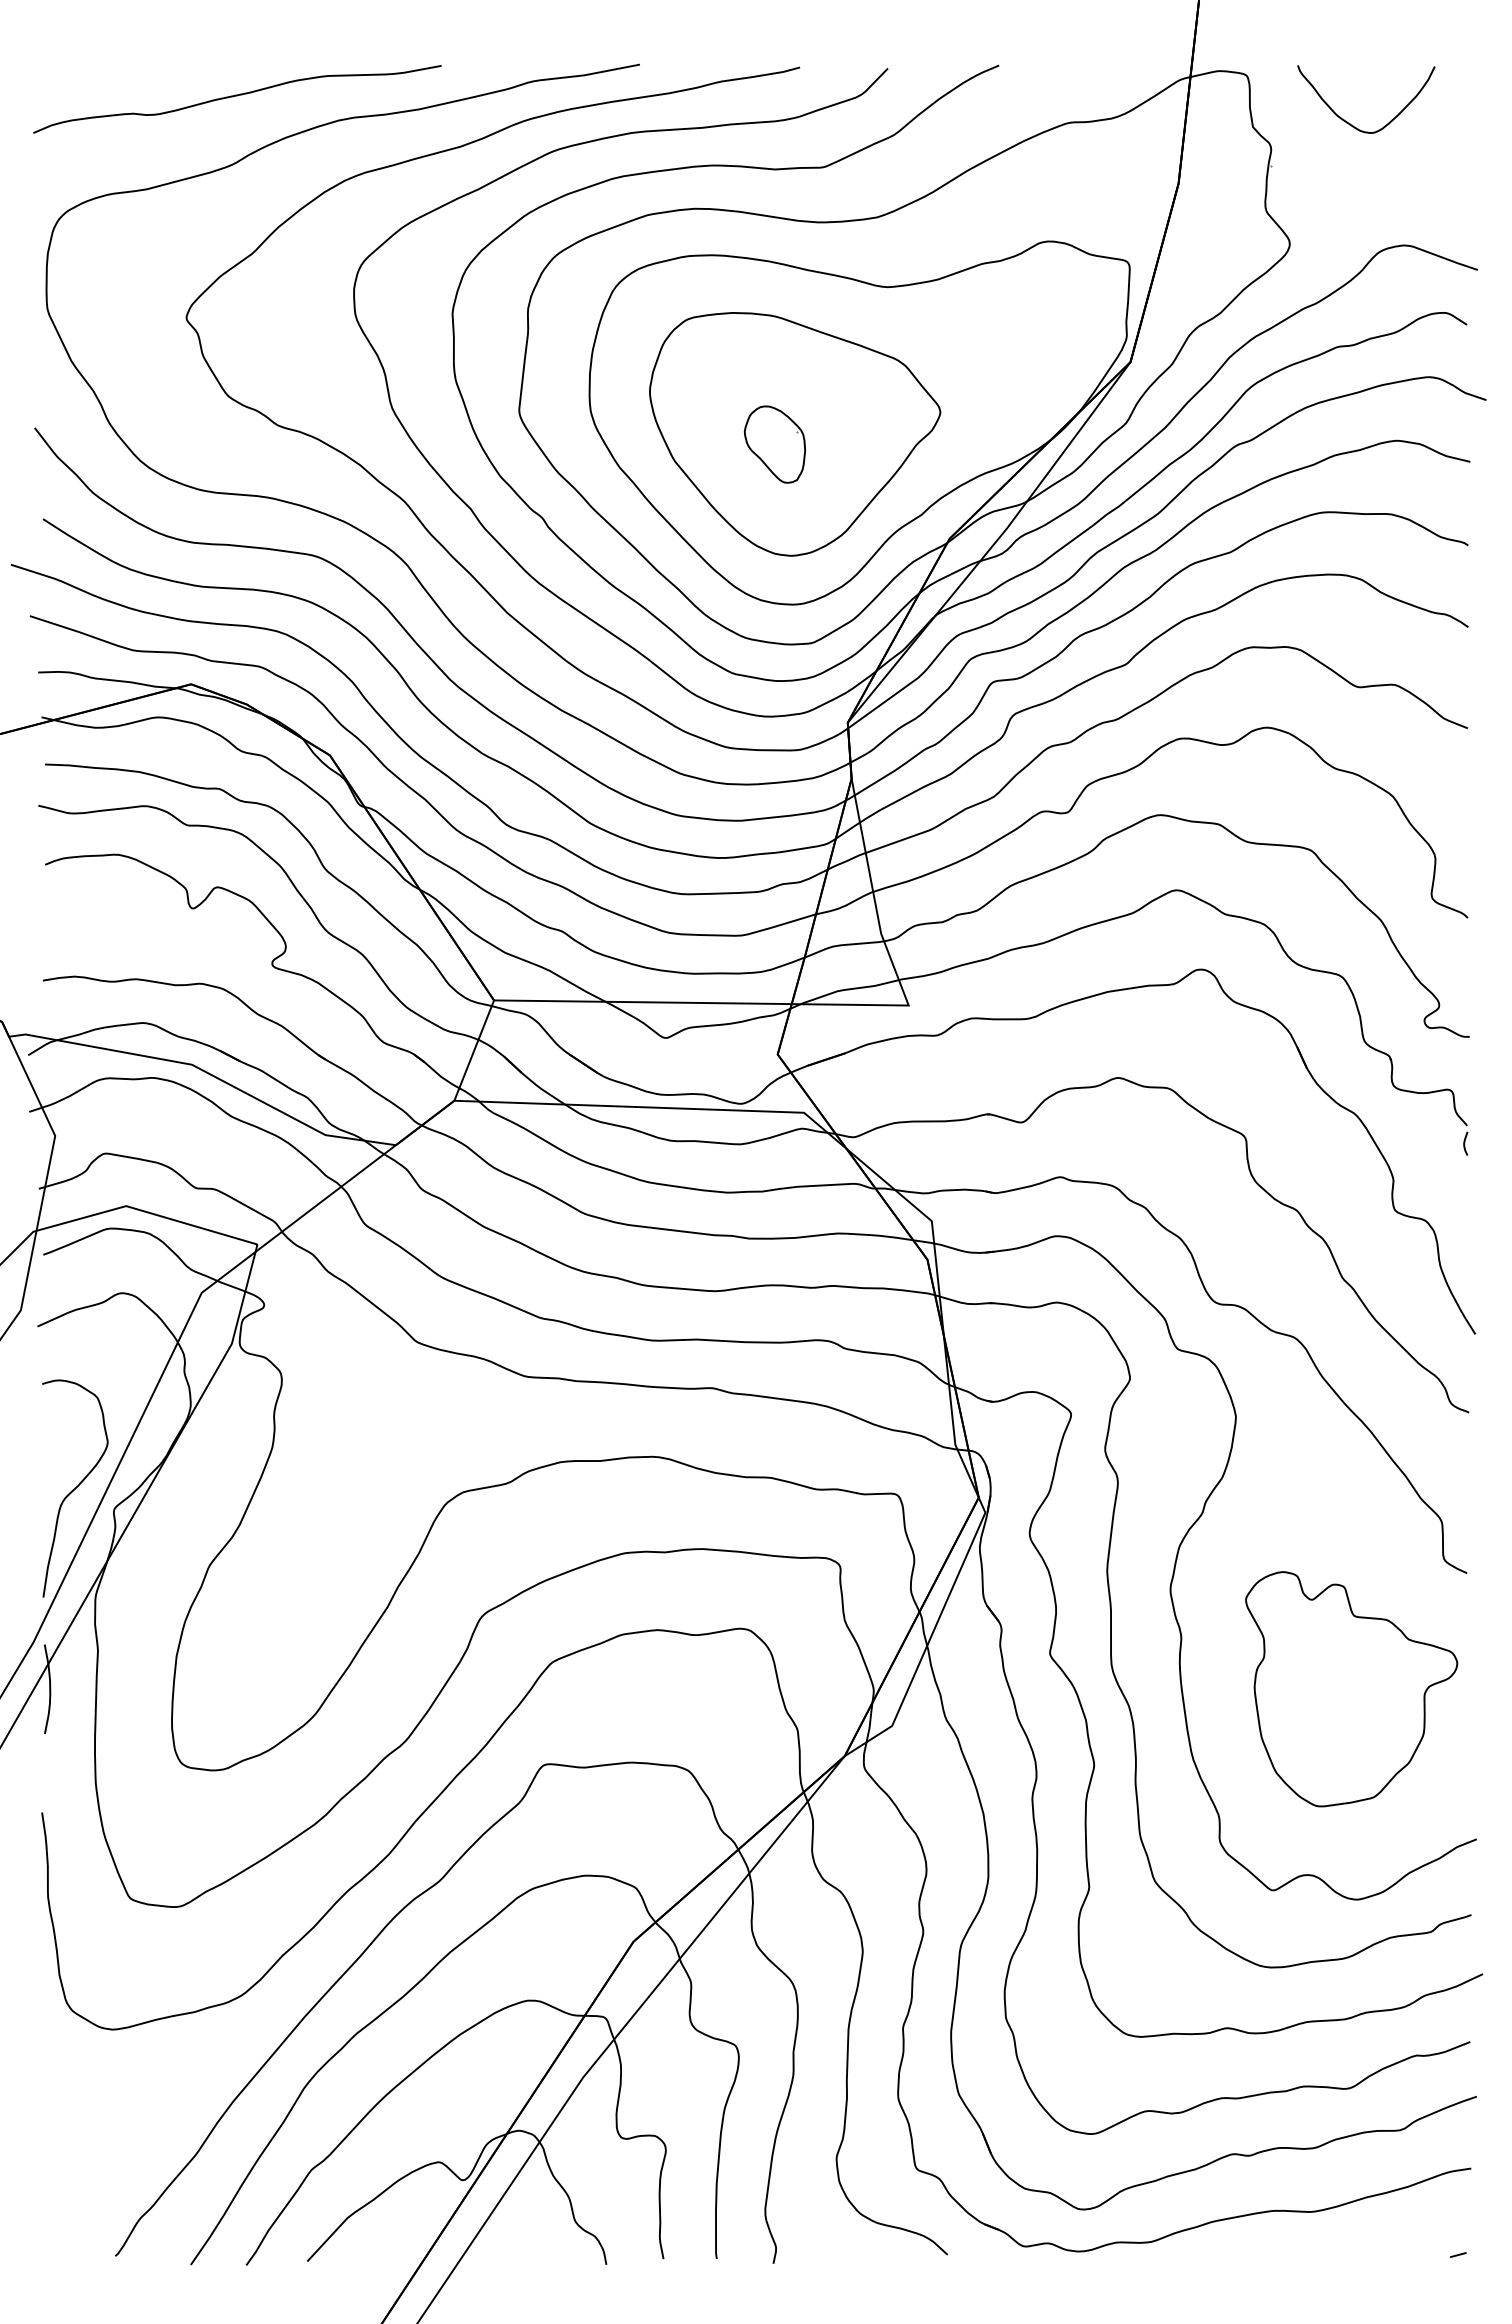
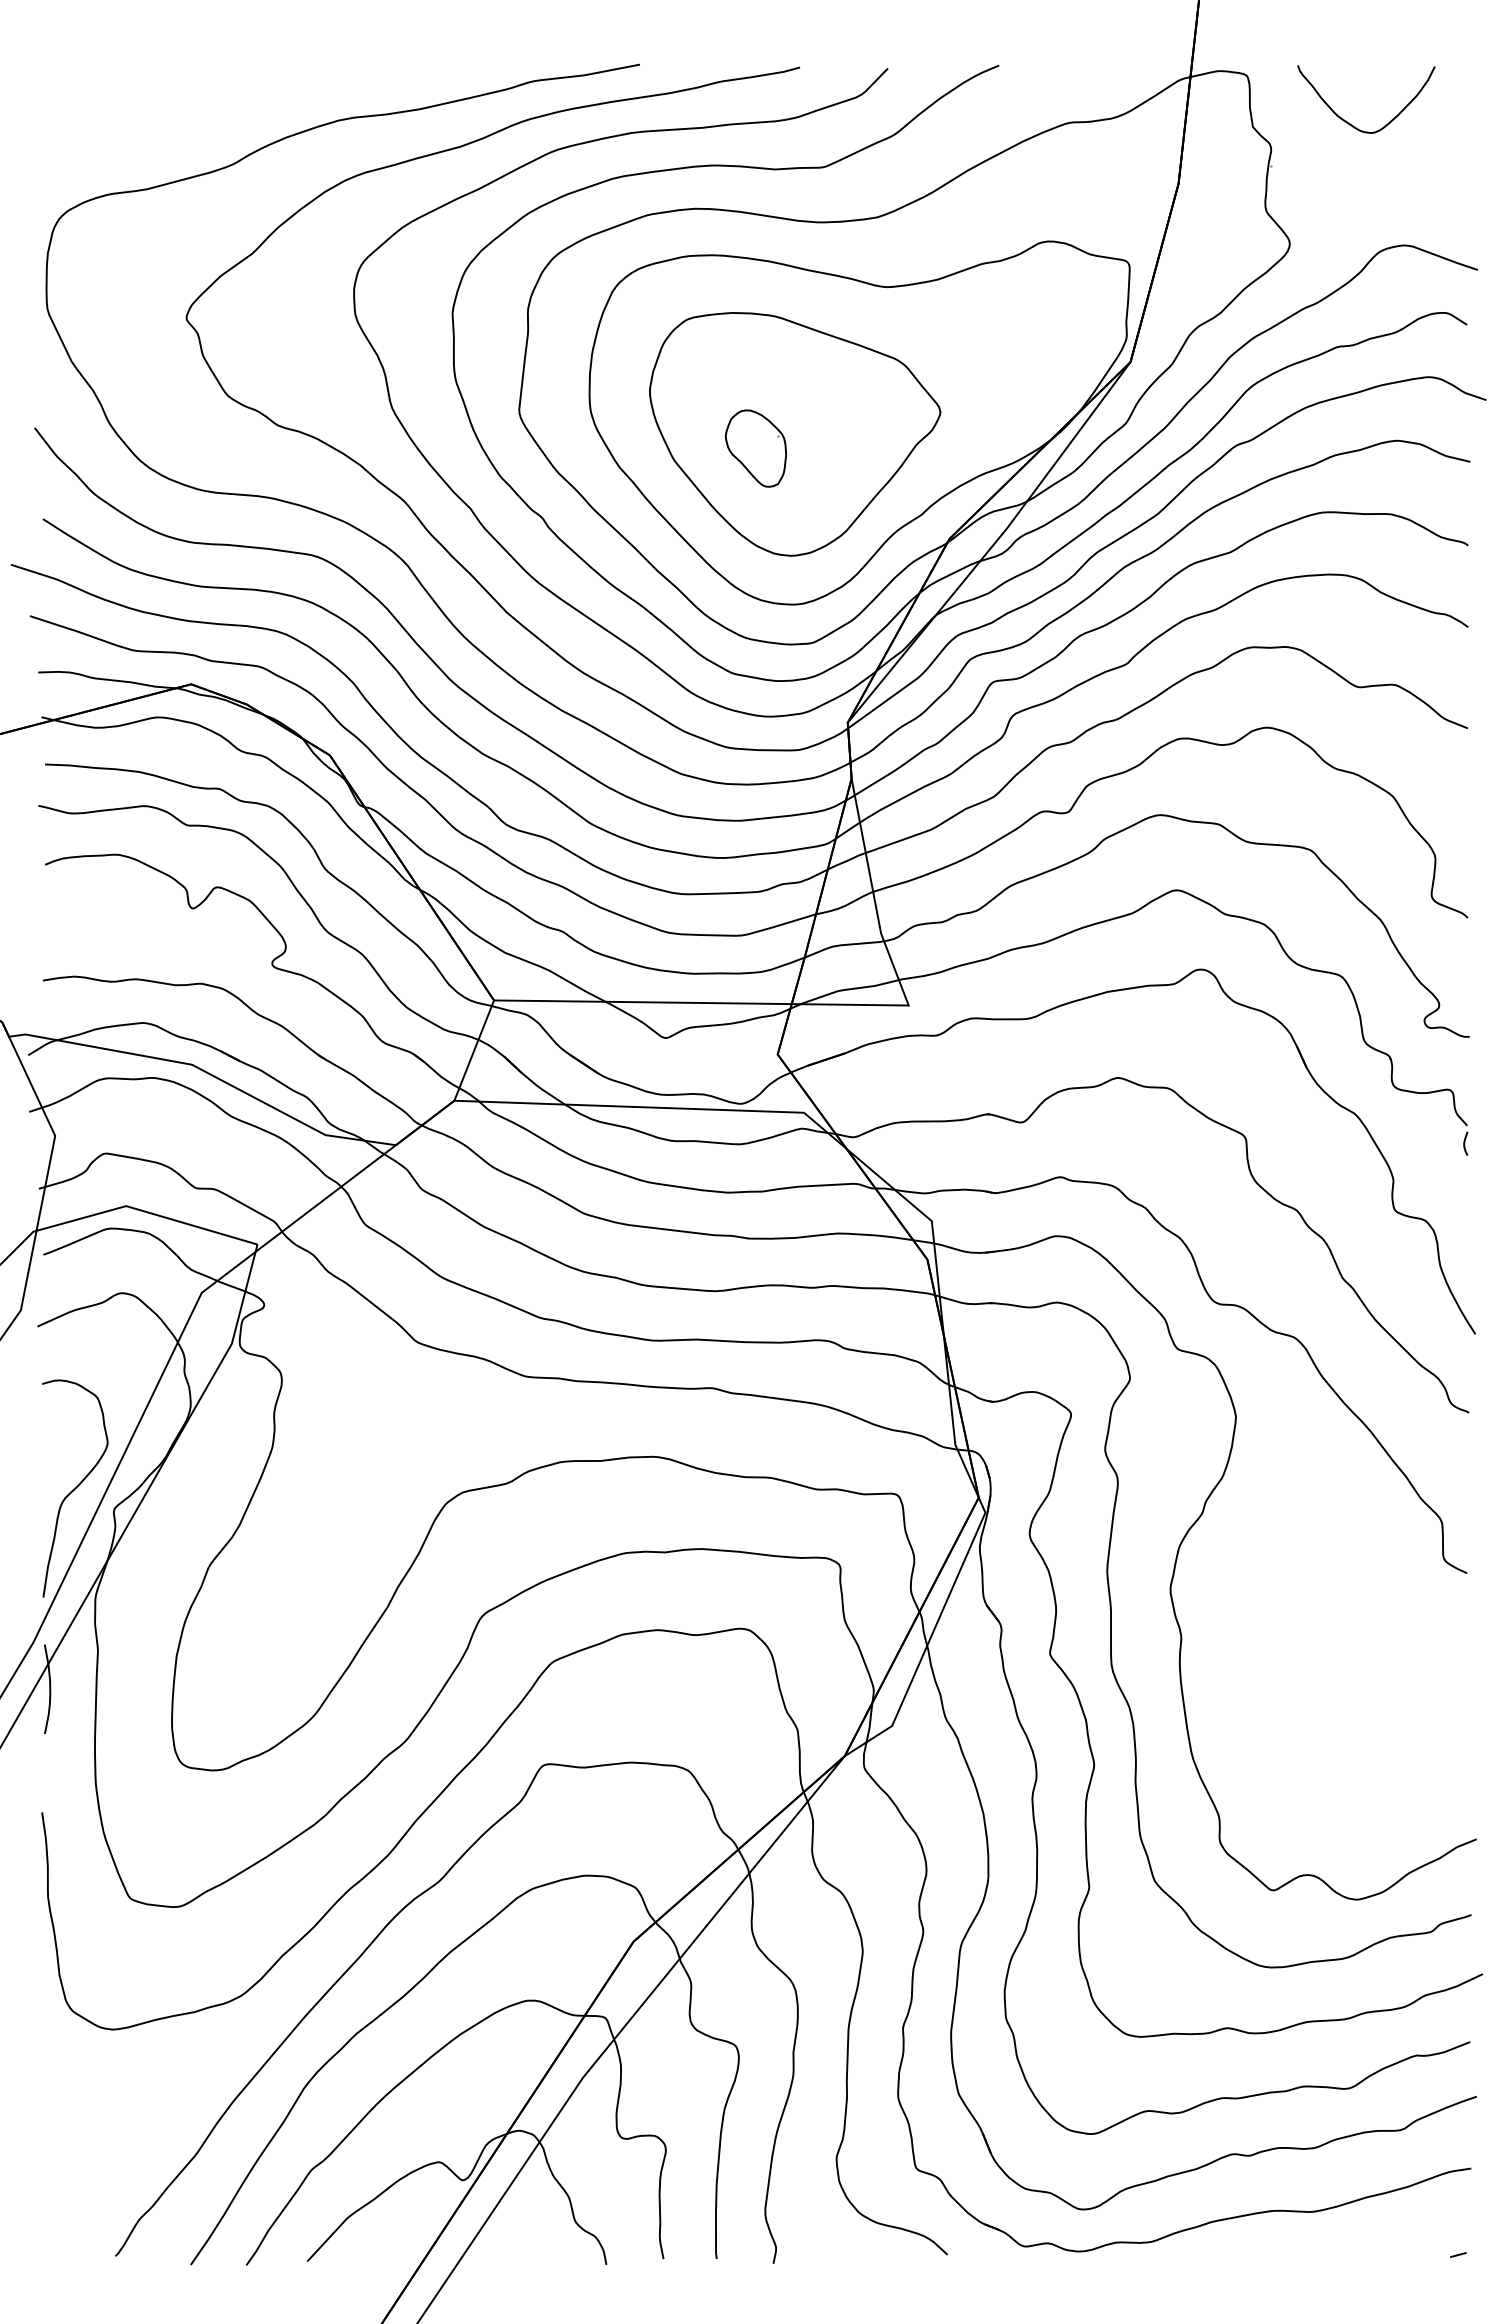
curve: present -> none (237, 96)
part position: (774, 444) -> (755, 448) (755, 448)
part: present -> none (1351, 1689)
